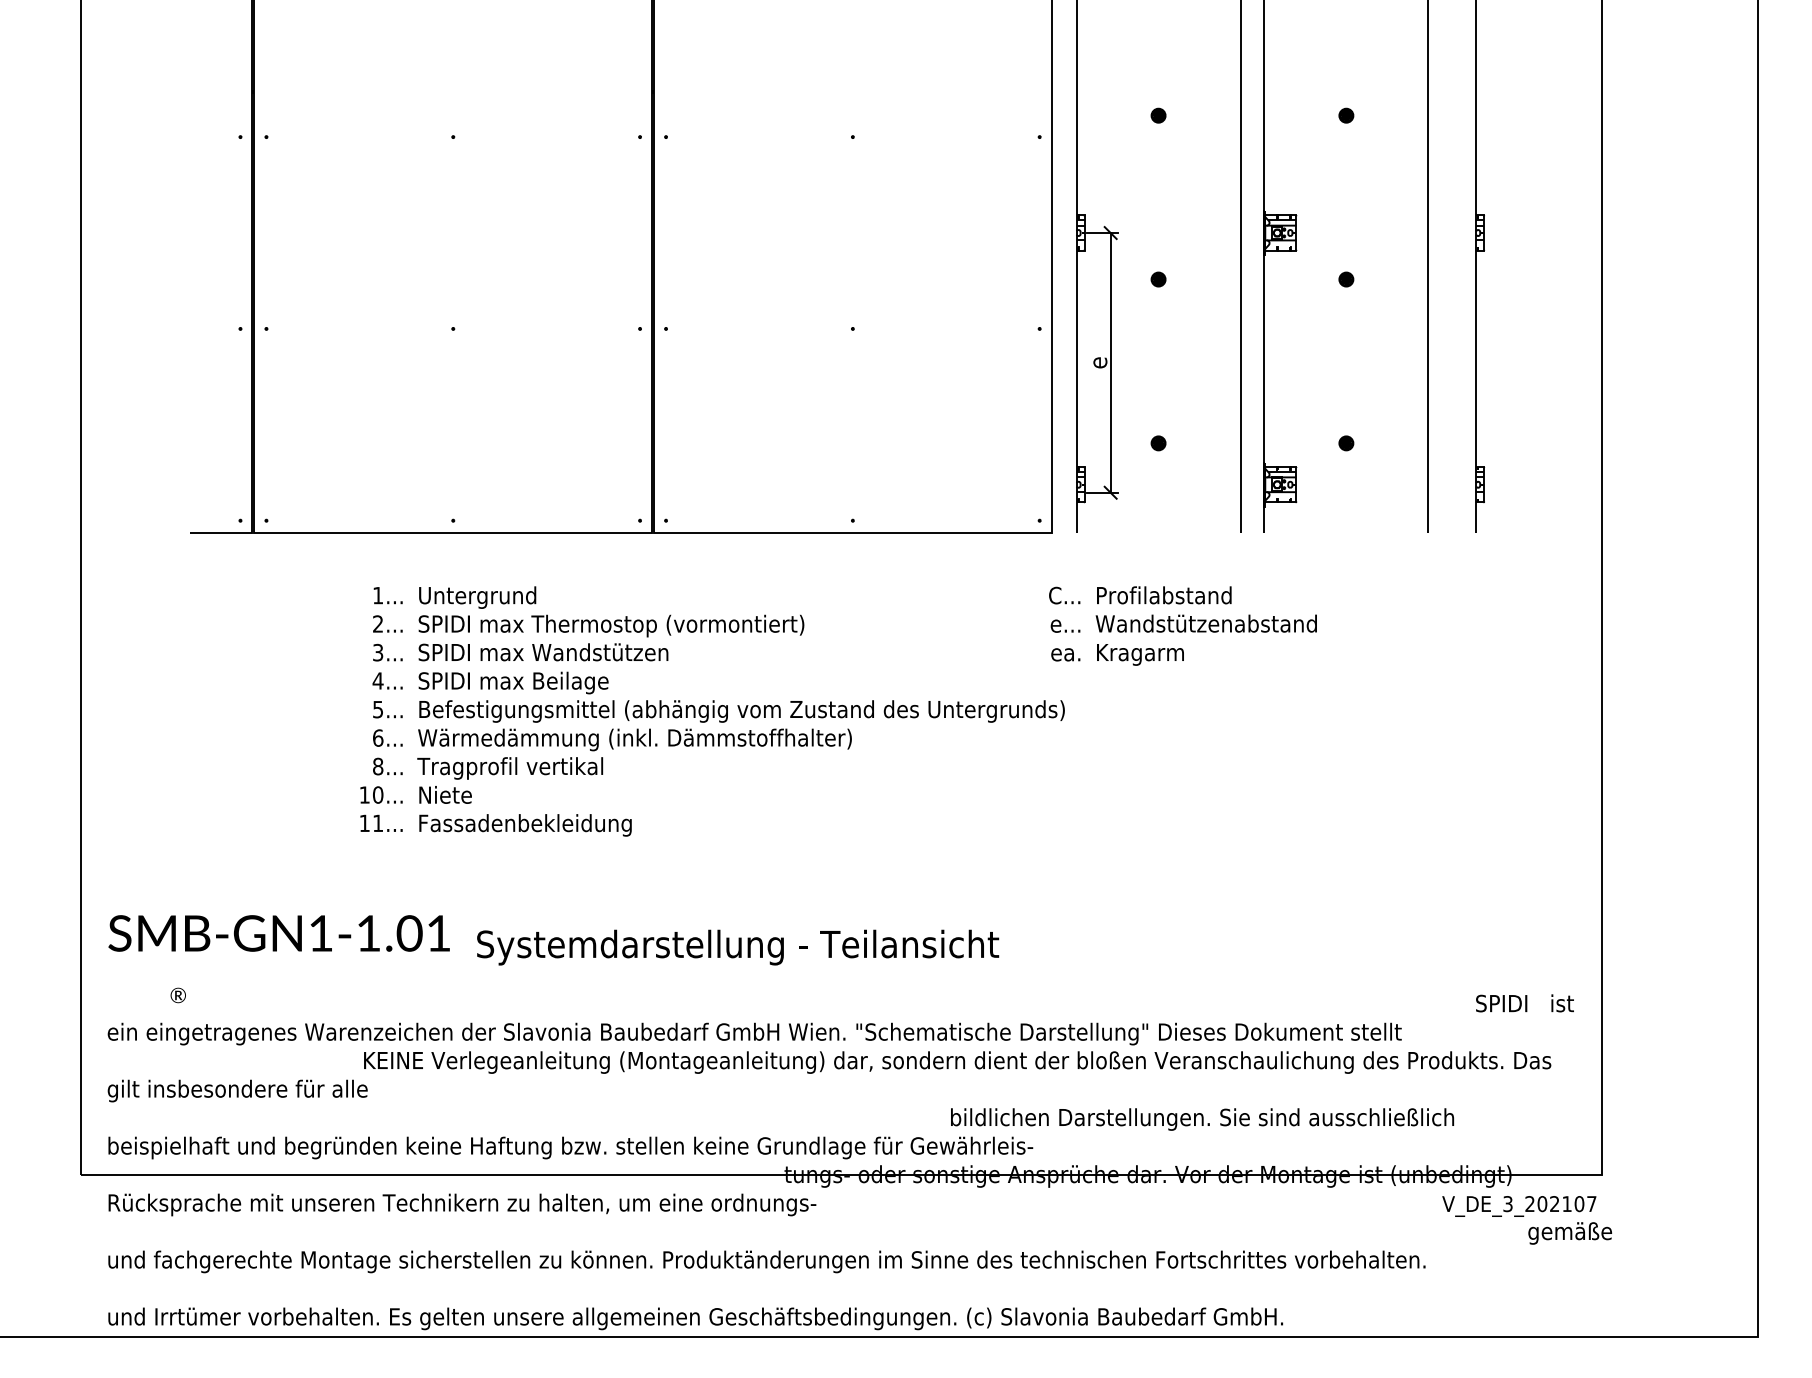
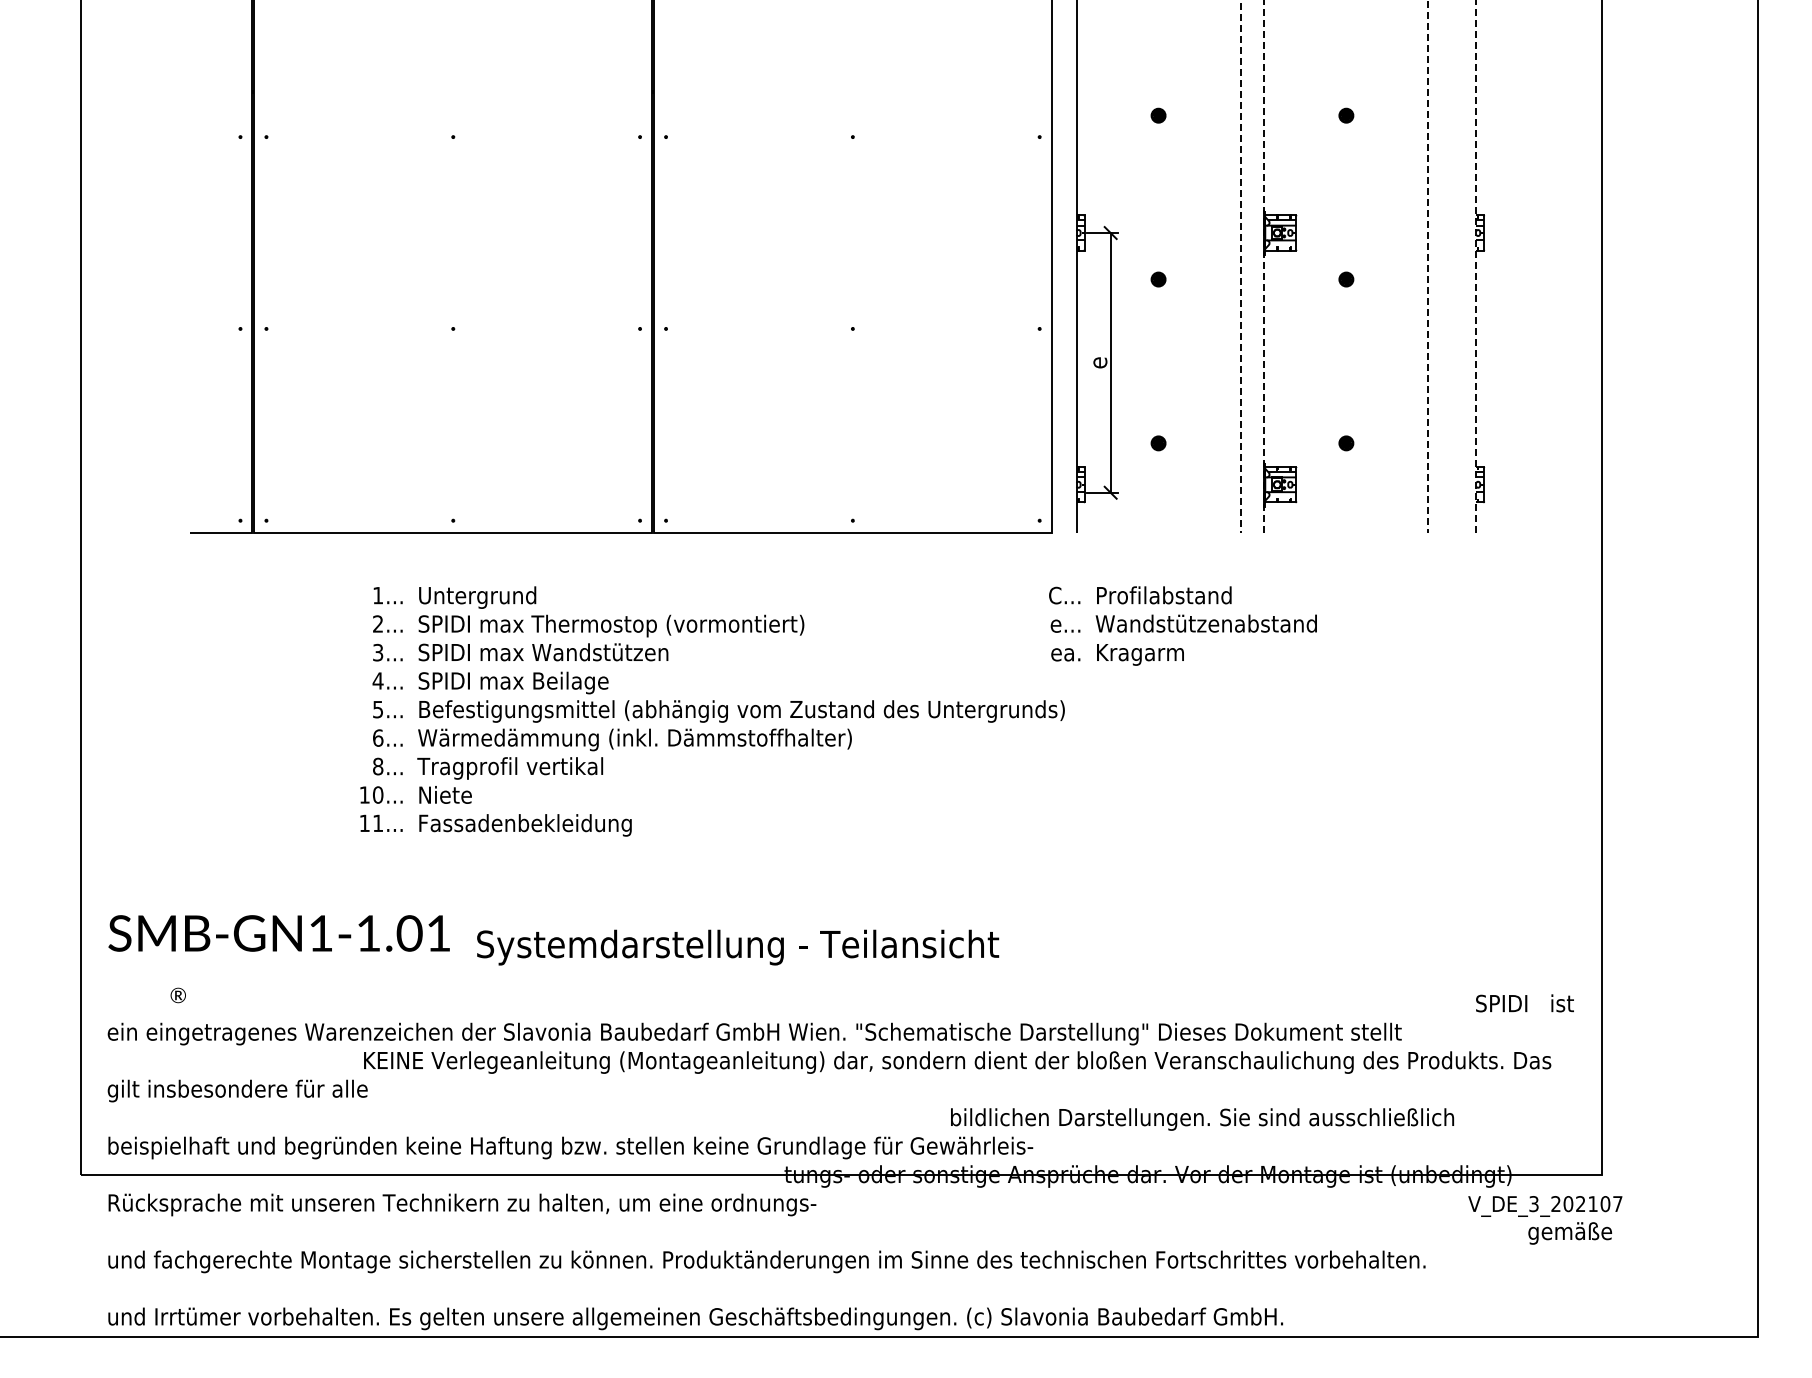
line: solid -> dashed (1240, 0)
line: solid -> dashed (1428, 0)
text position: (1519, 1206) -> (1545, 1206) (1545, 1206)
